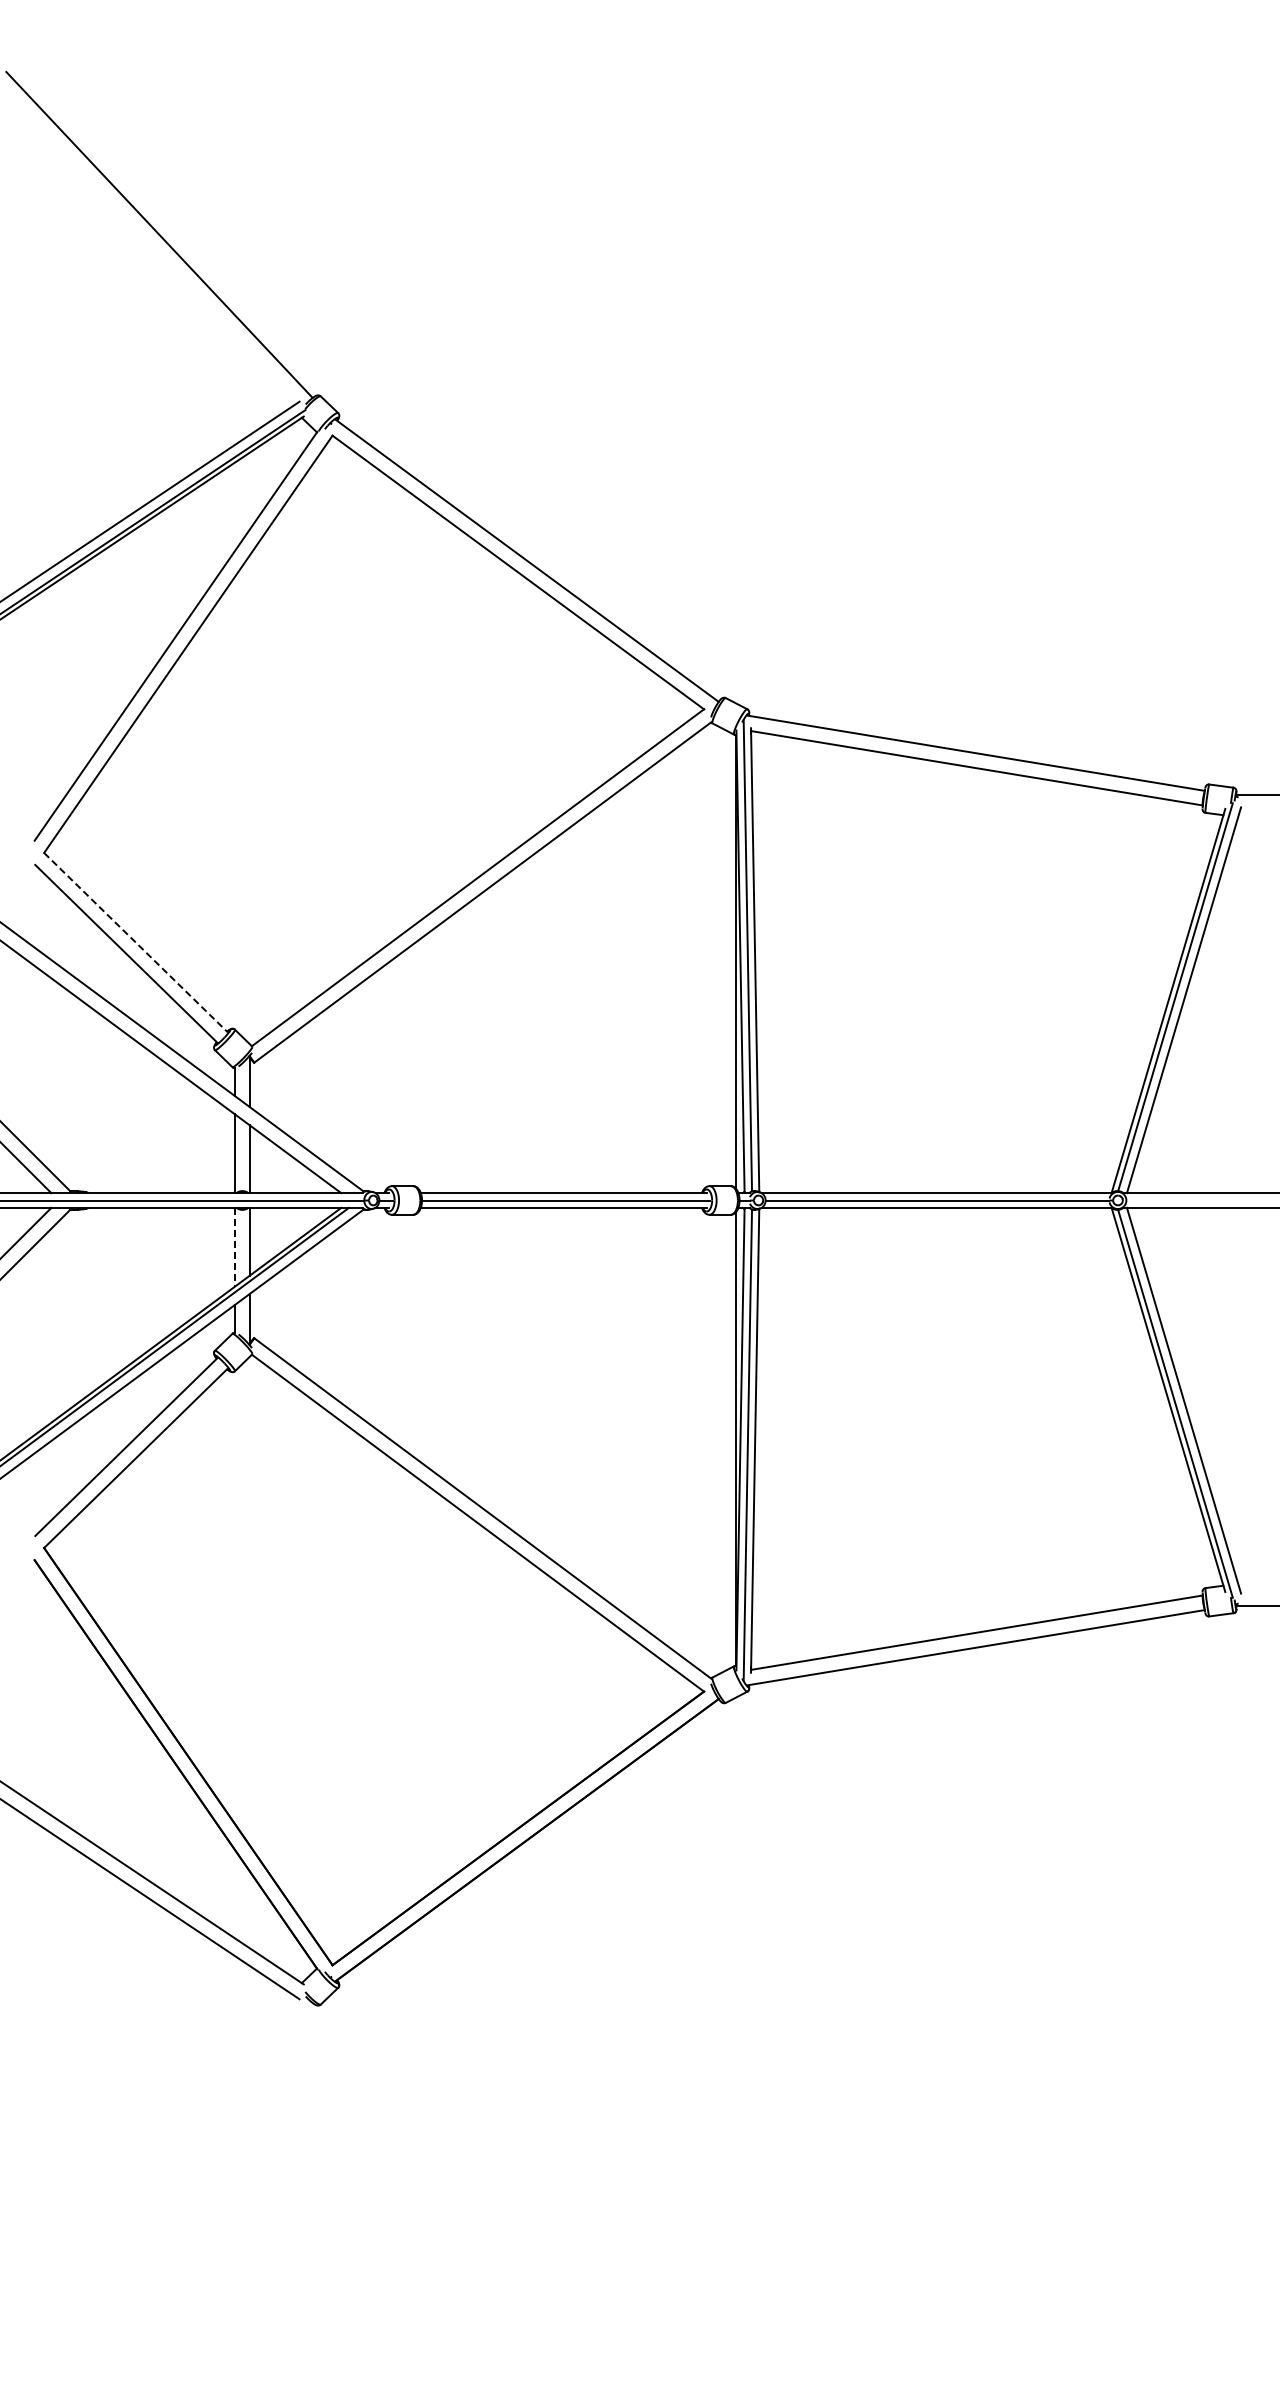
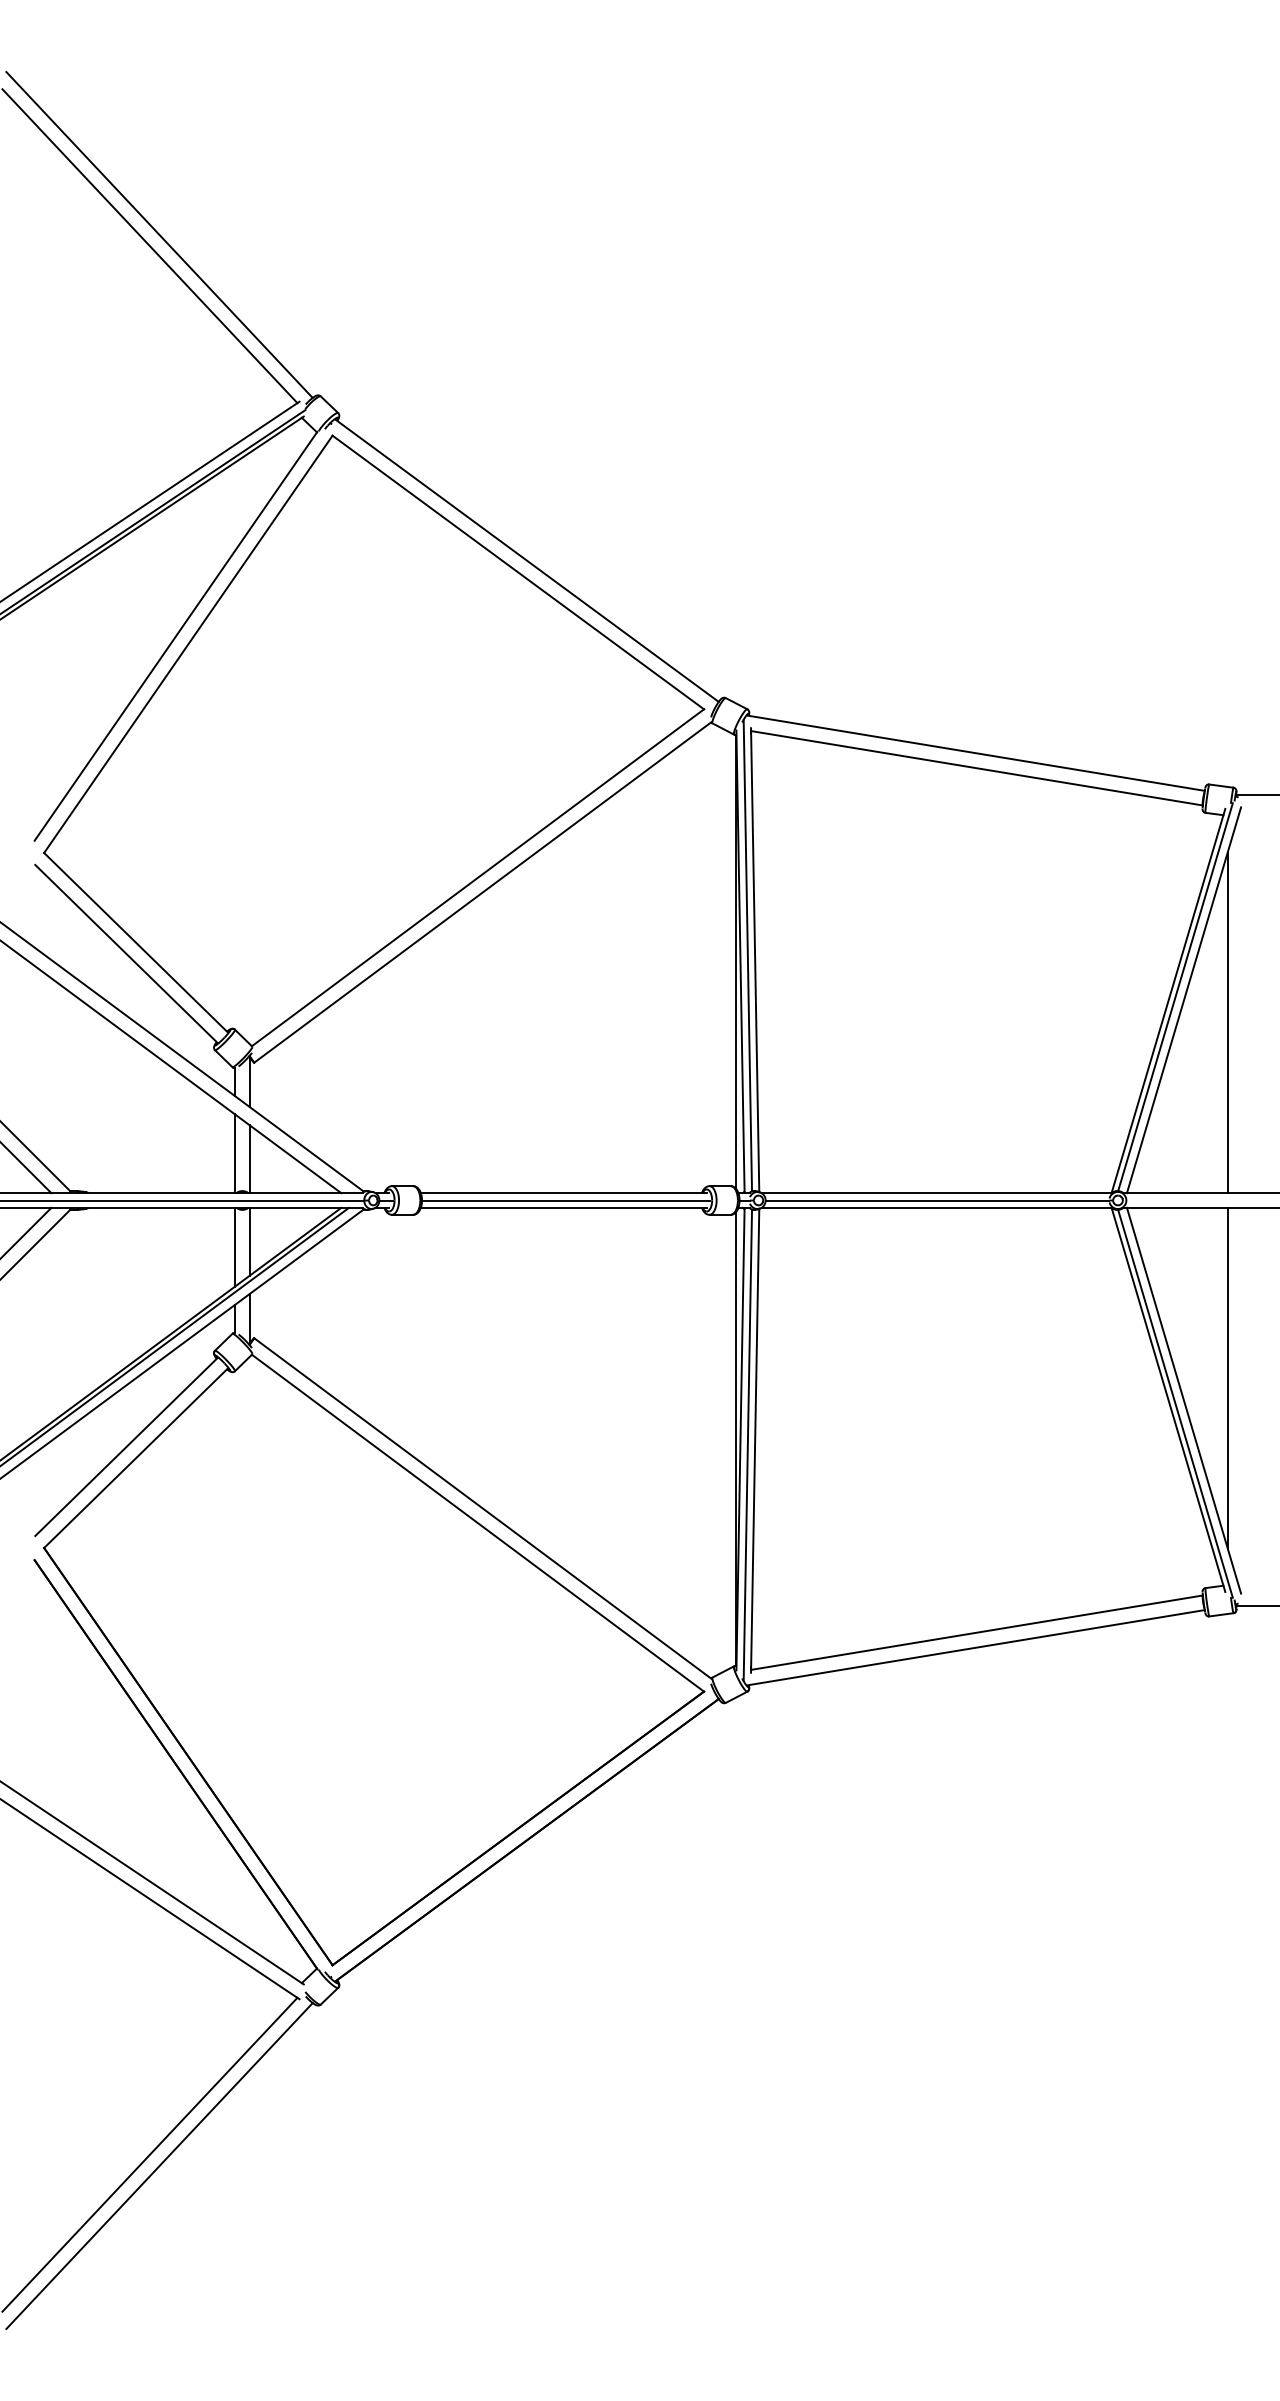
line: none -> present (149, 246)
line: dashed -> solid (136, 943)
line: none -> present (1227, 1023)
line: dashed -> solid (235, 1247)
line: none -> present (1227, 1377)
line: none -> present (149, 2154)
line: none -> present (159, 2165)
